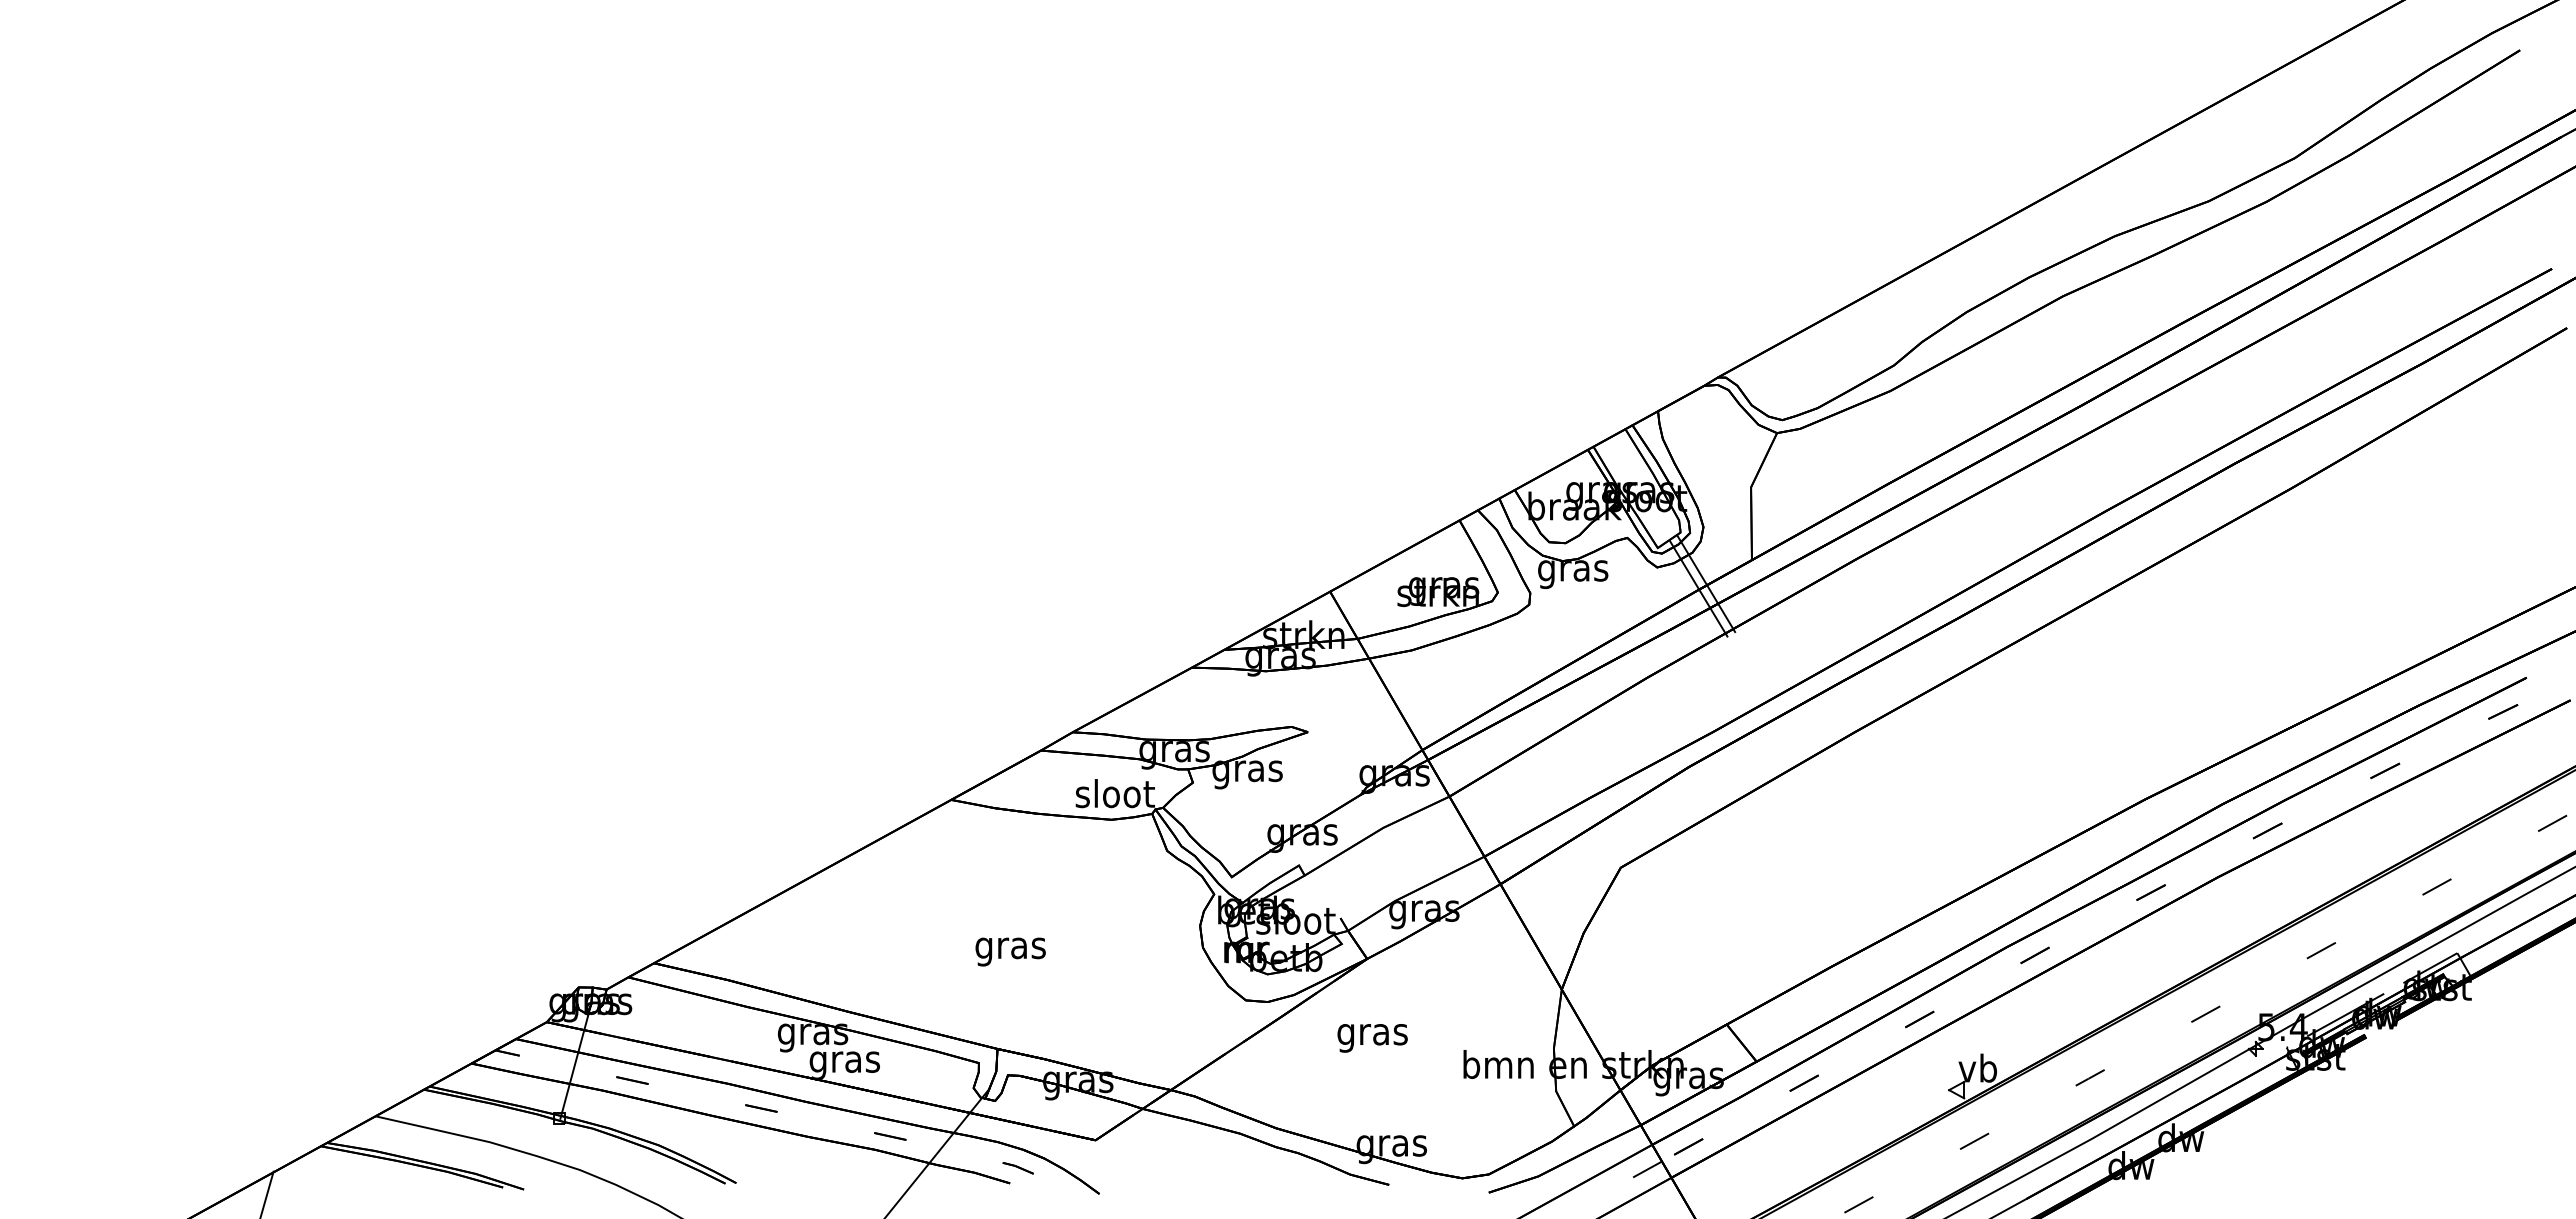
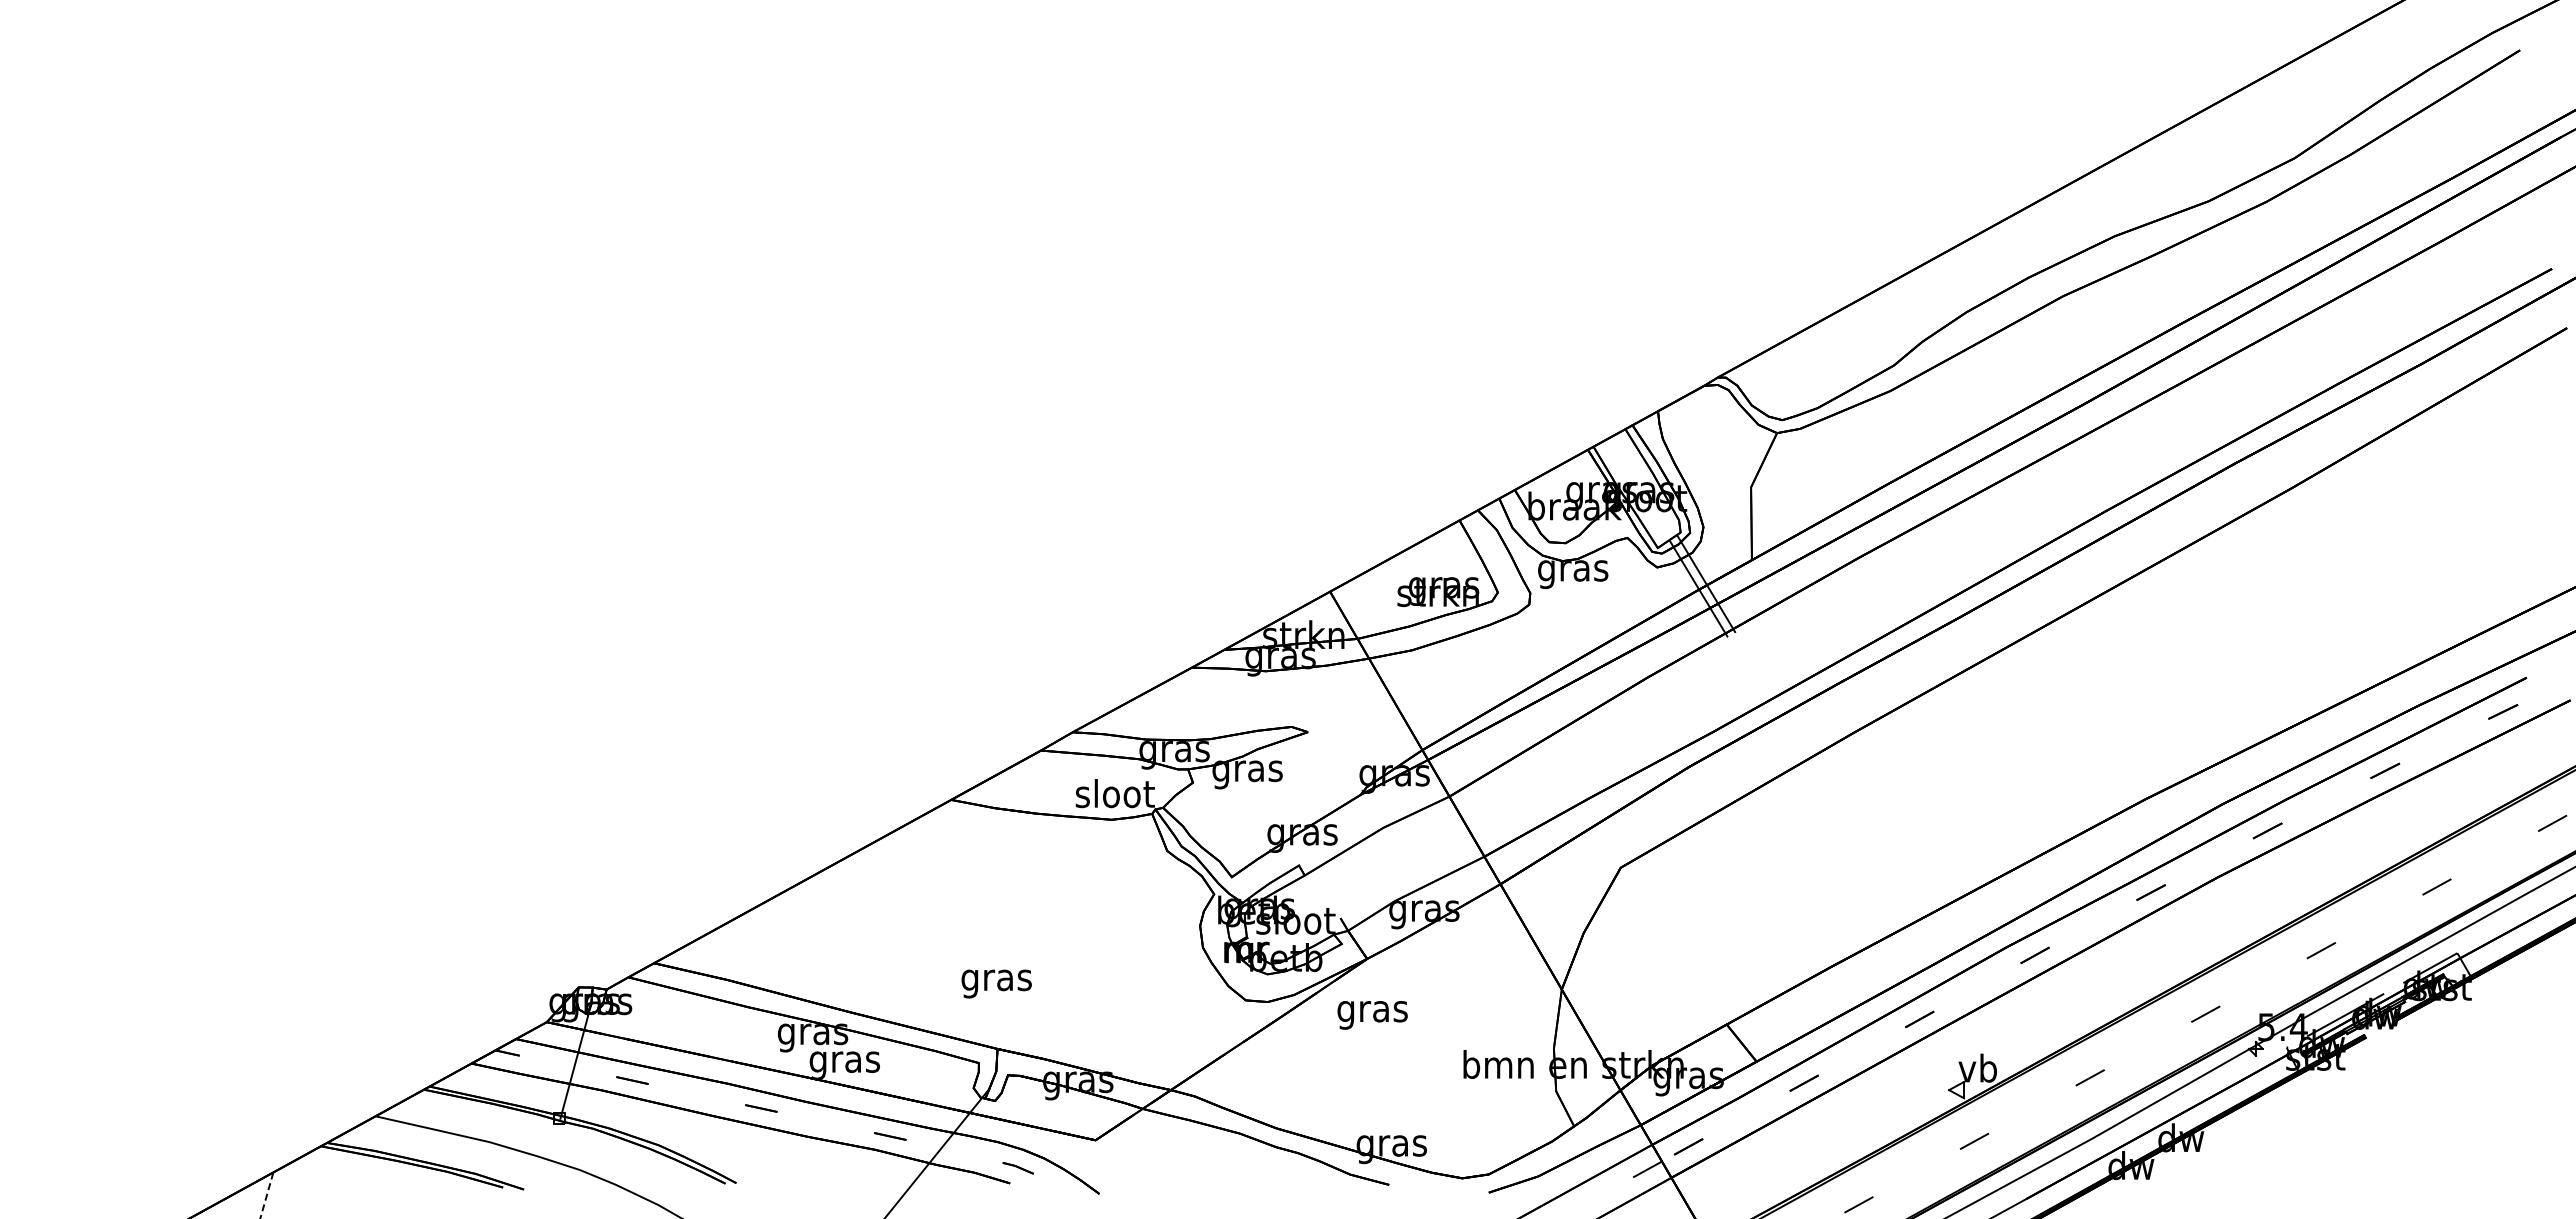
text position: (1010, 951) -> (996, 983) (996, 983)
text position: (1372, 1038) -> (1372, 1015) (1372, 1015)
line: solid -> dashed (266, 1195)
